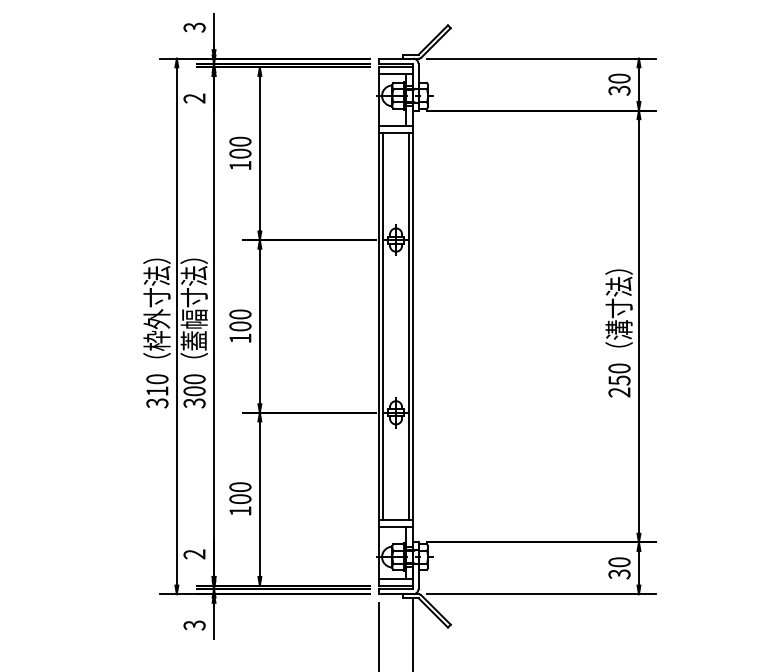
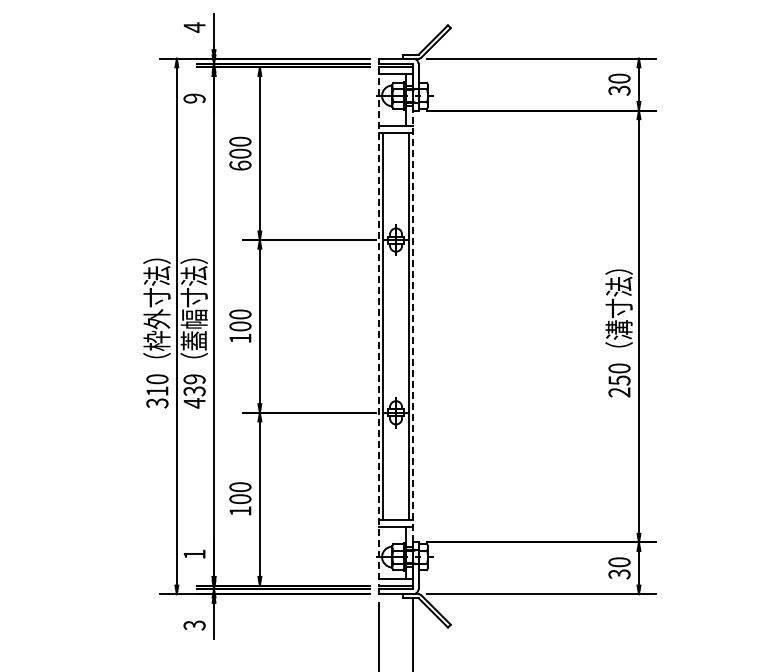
text: 3 -> 4 (194, 27)
text: 2 -> 9 (194, 98)
text: 100 -> 600 (240, 165)
line: solid -> dashed (378, 326)
line: solid -> dashed (413, 326)
text: 300 -> 439 (194, 391)
text: 2 -> 1 (194, 554)
